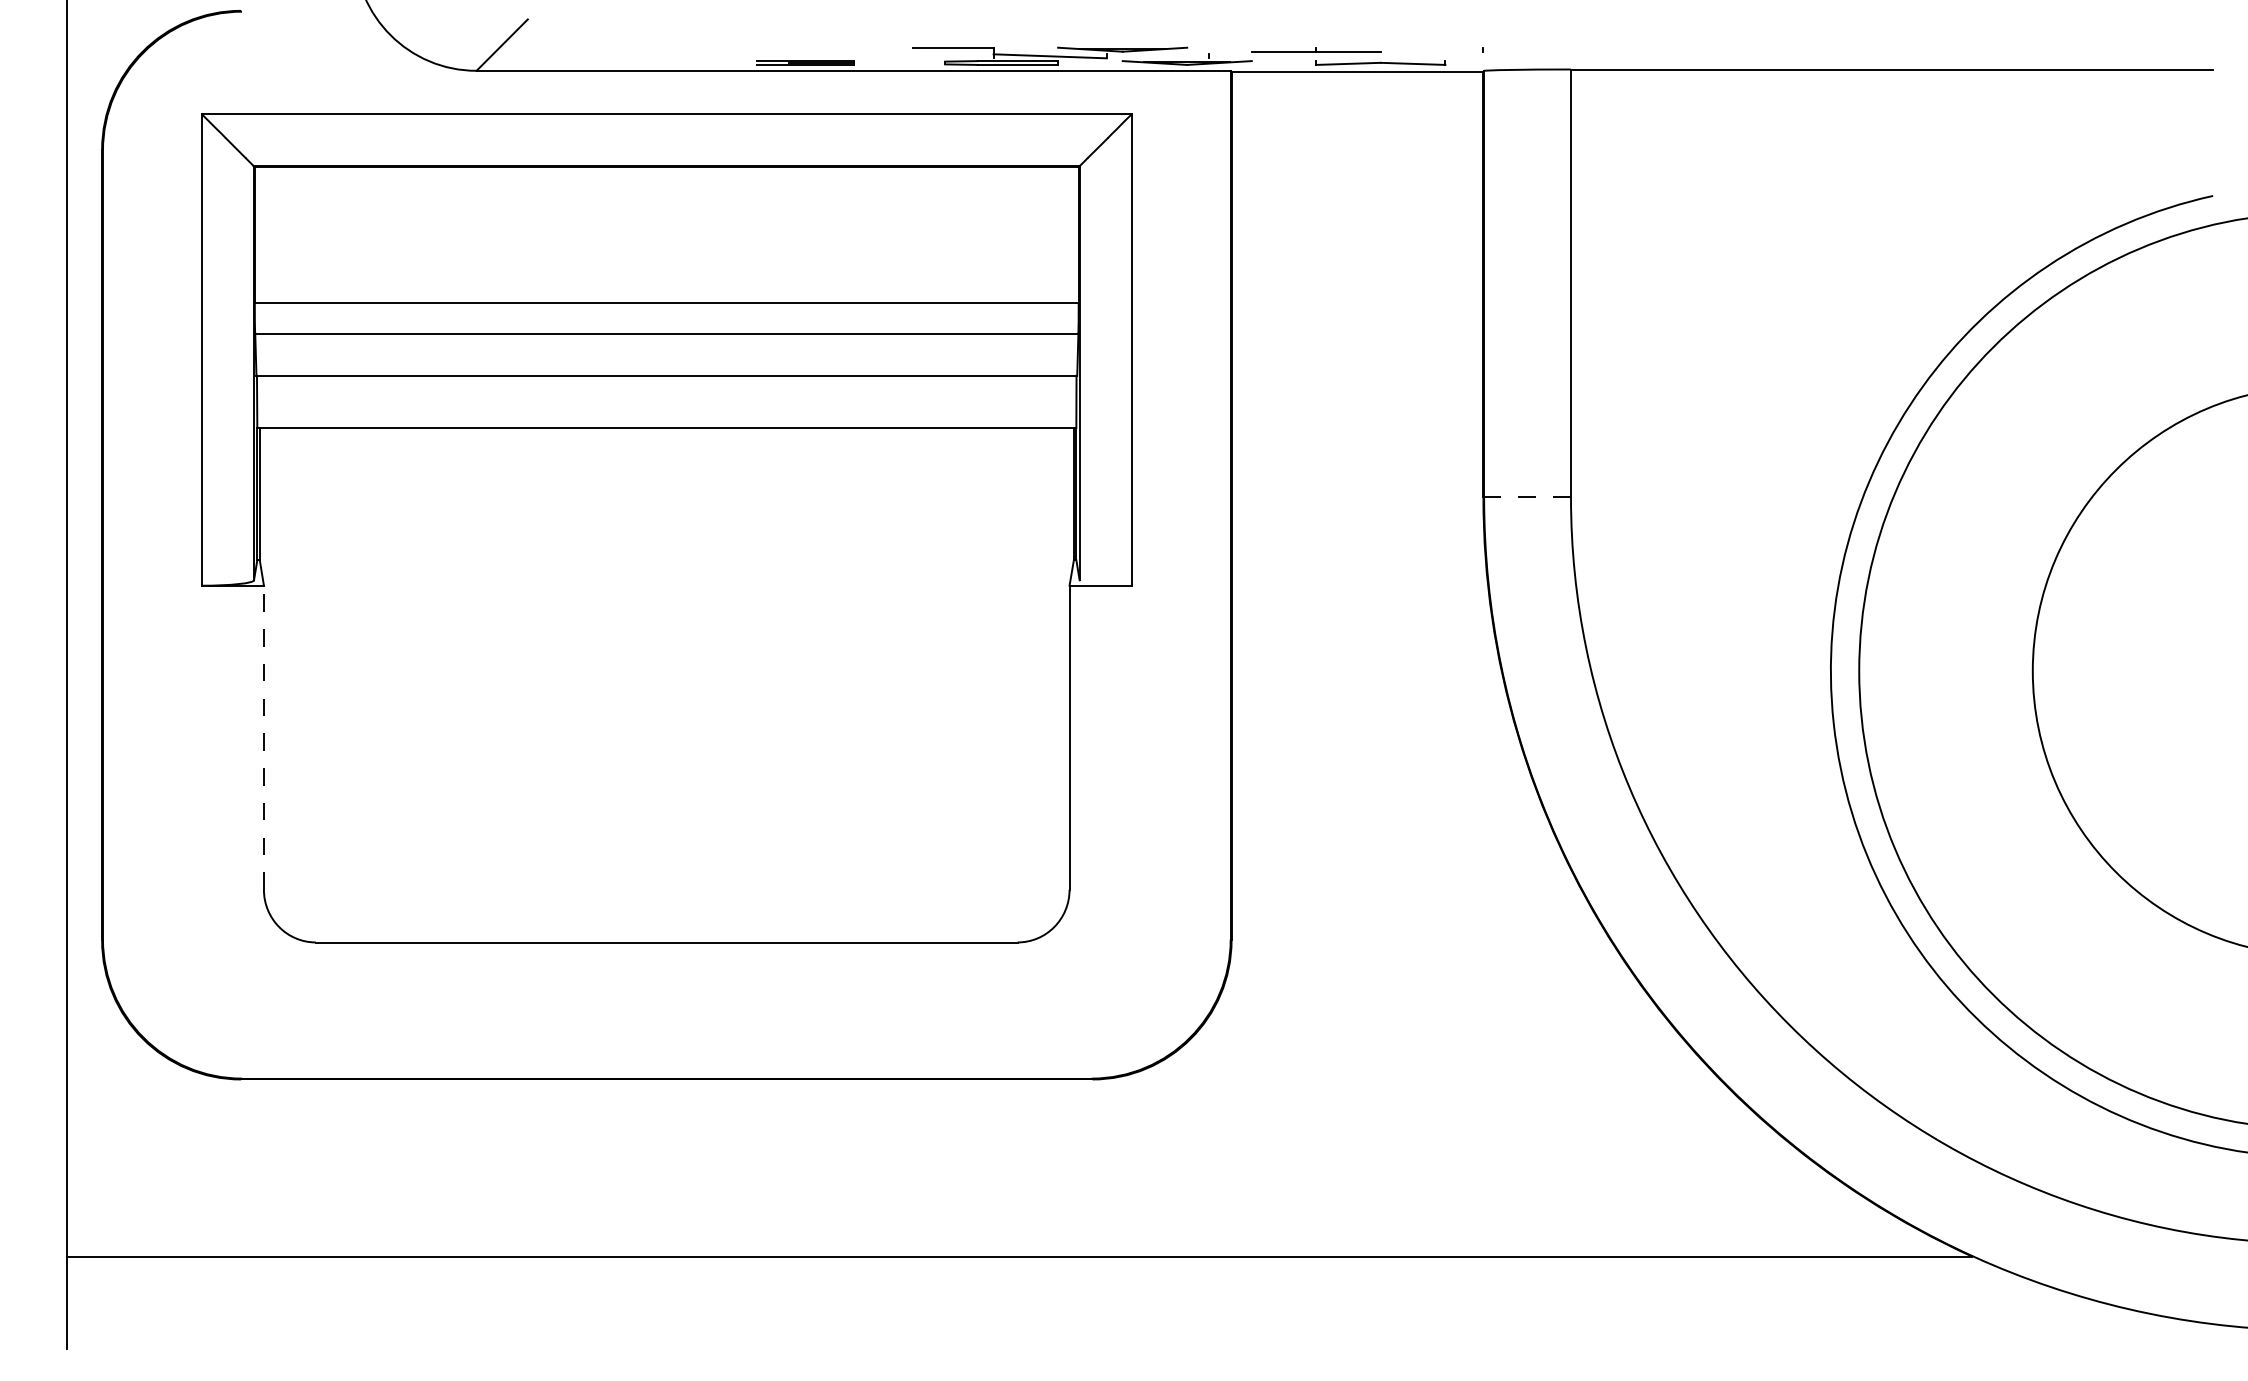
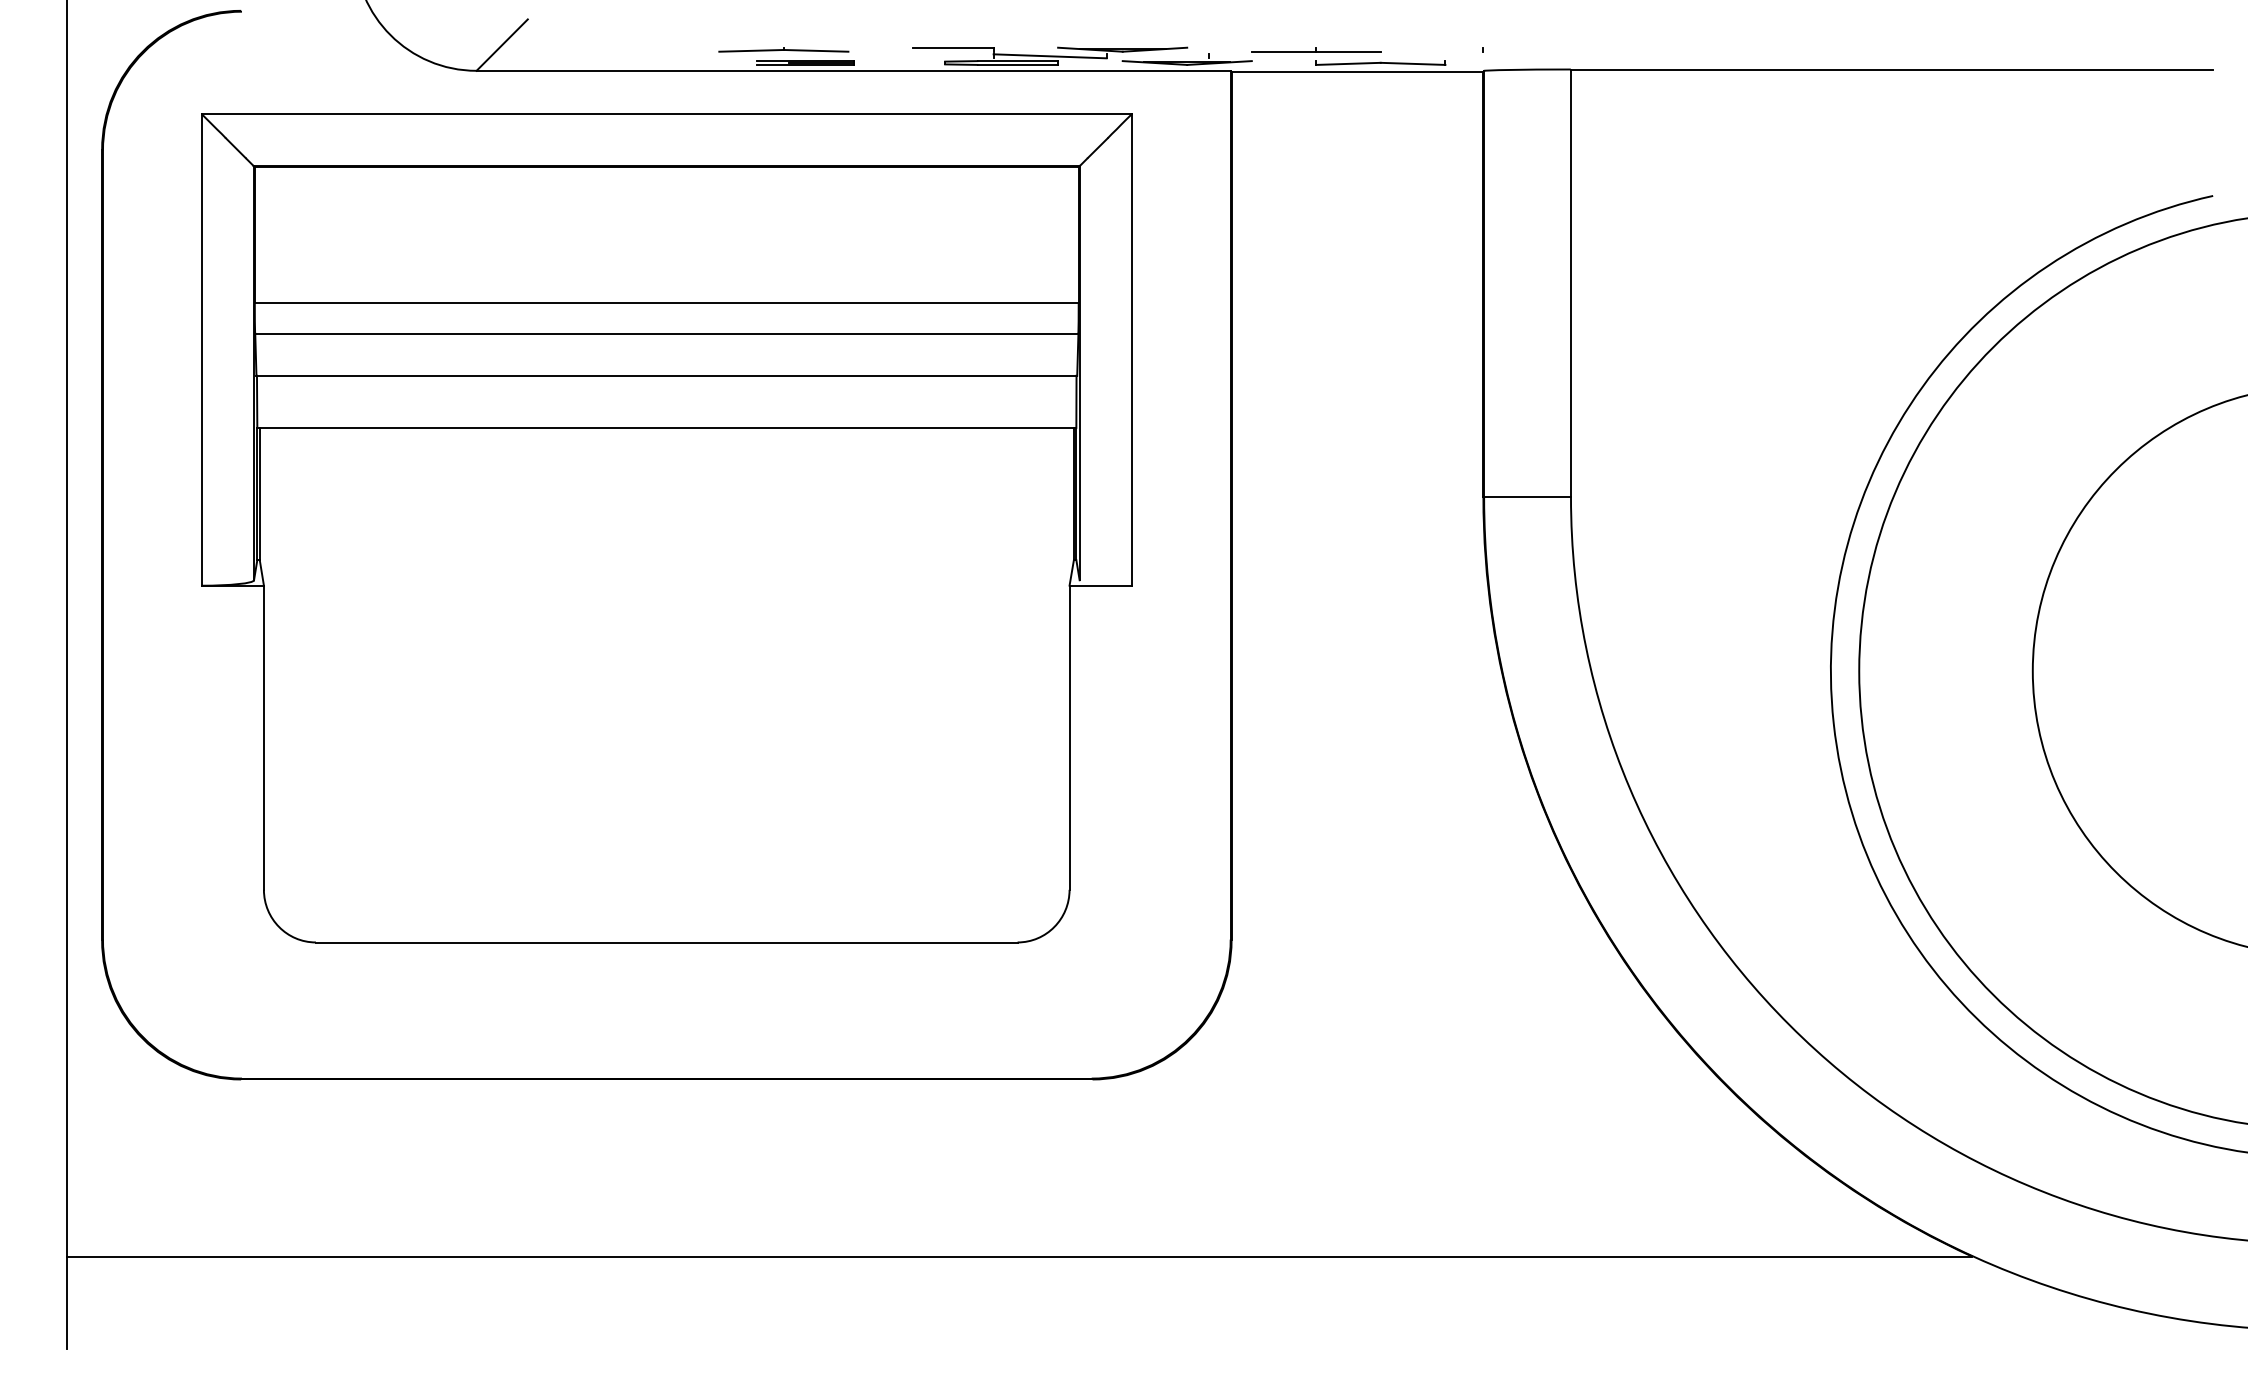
part: none -> present (783, 49)
line: dashed -> solid (1527, 497)
line: dashed -> solid (263, 737)
